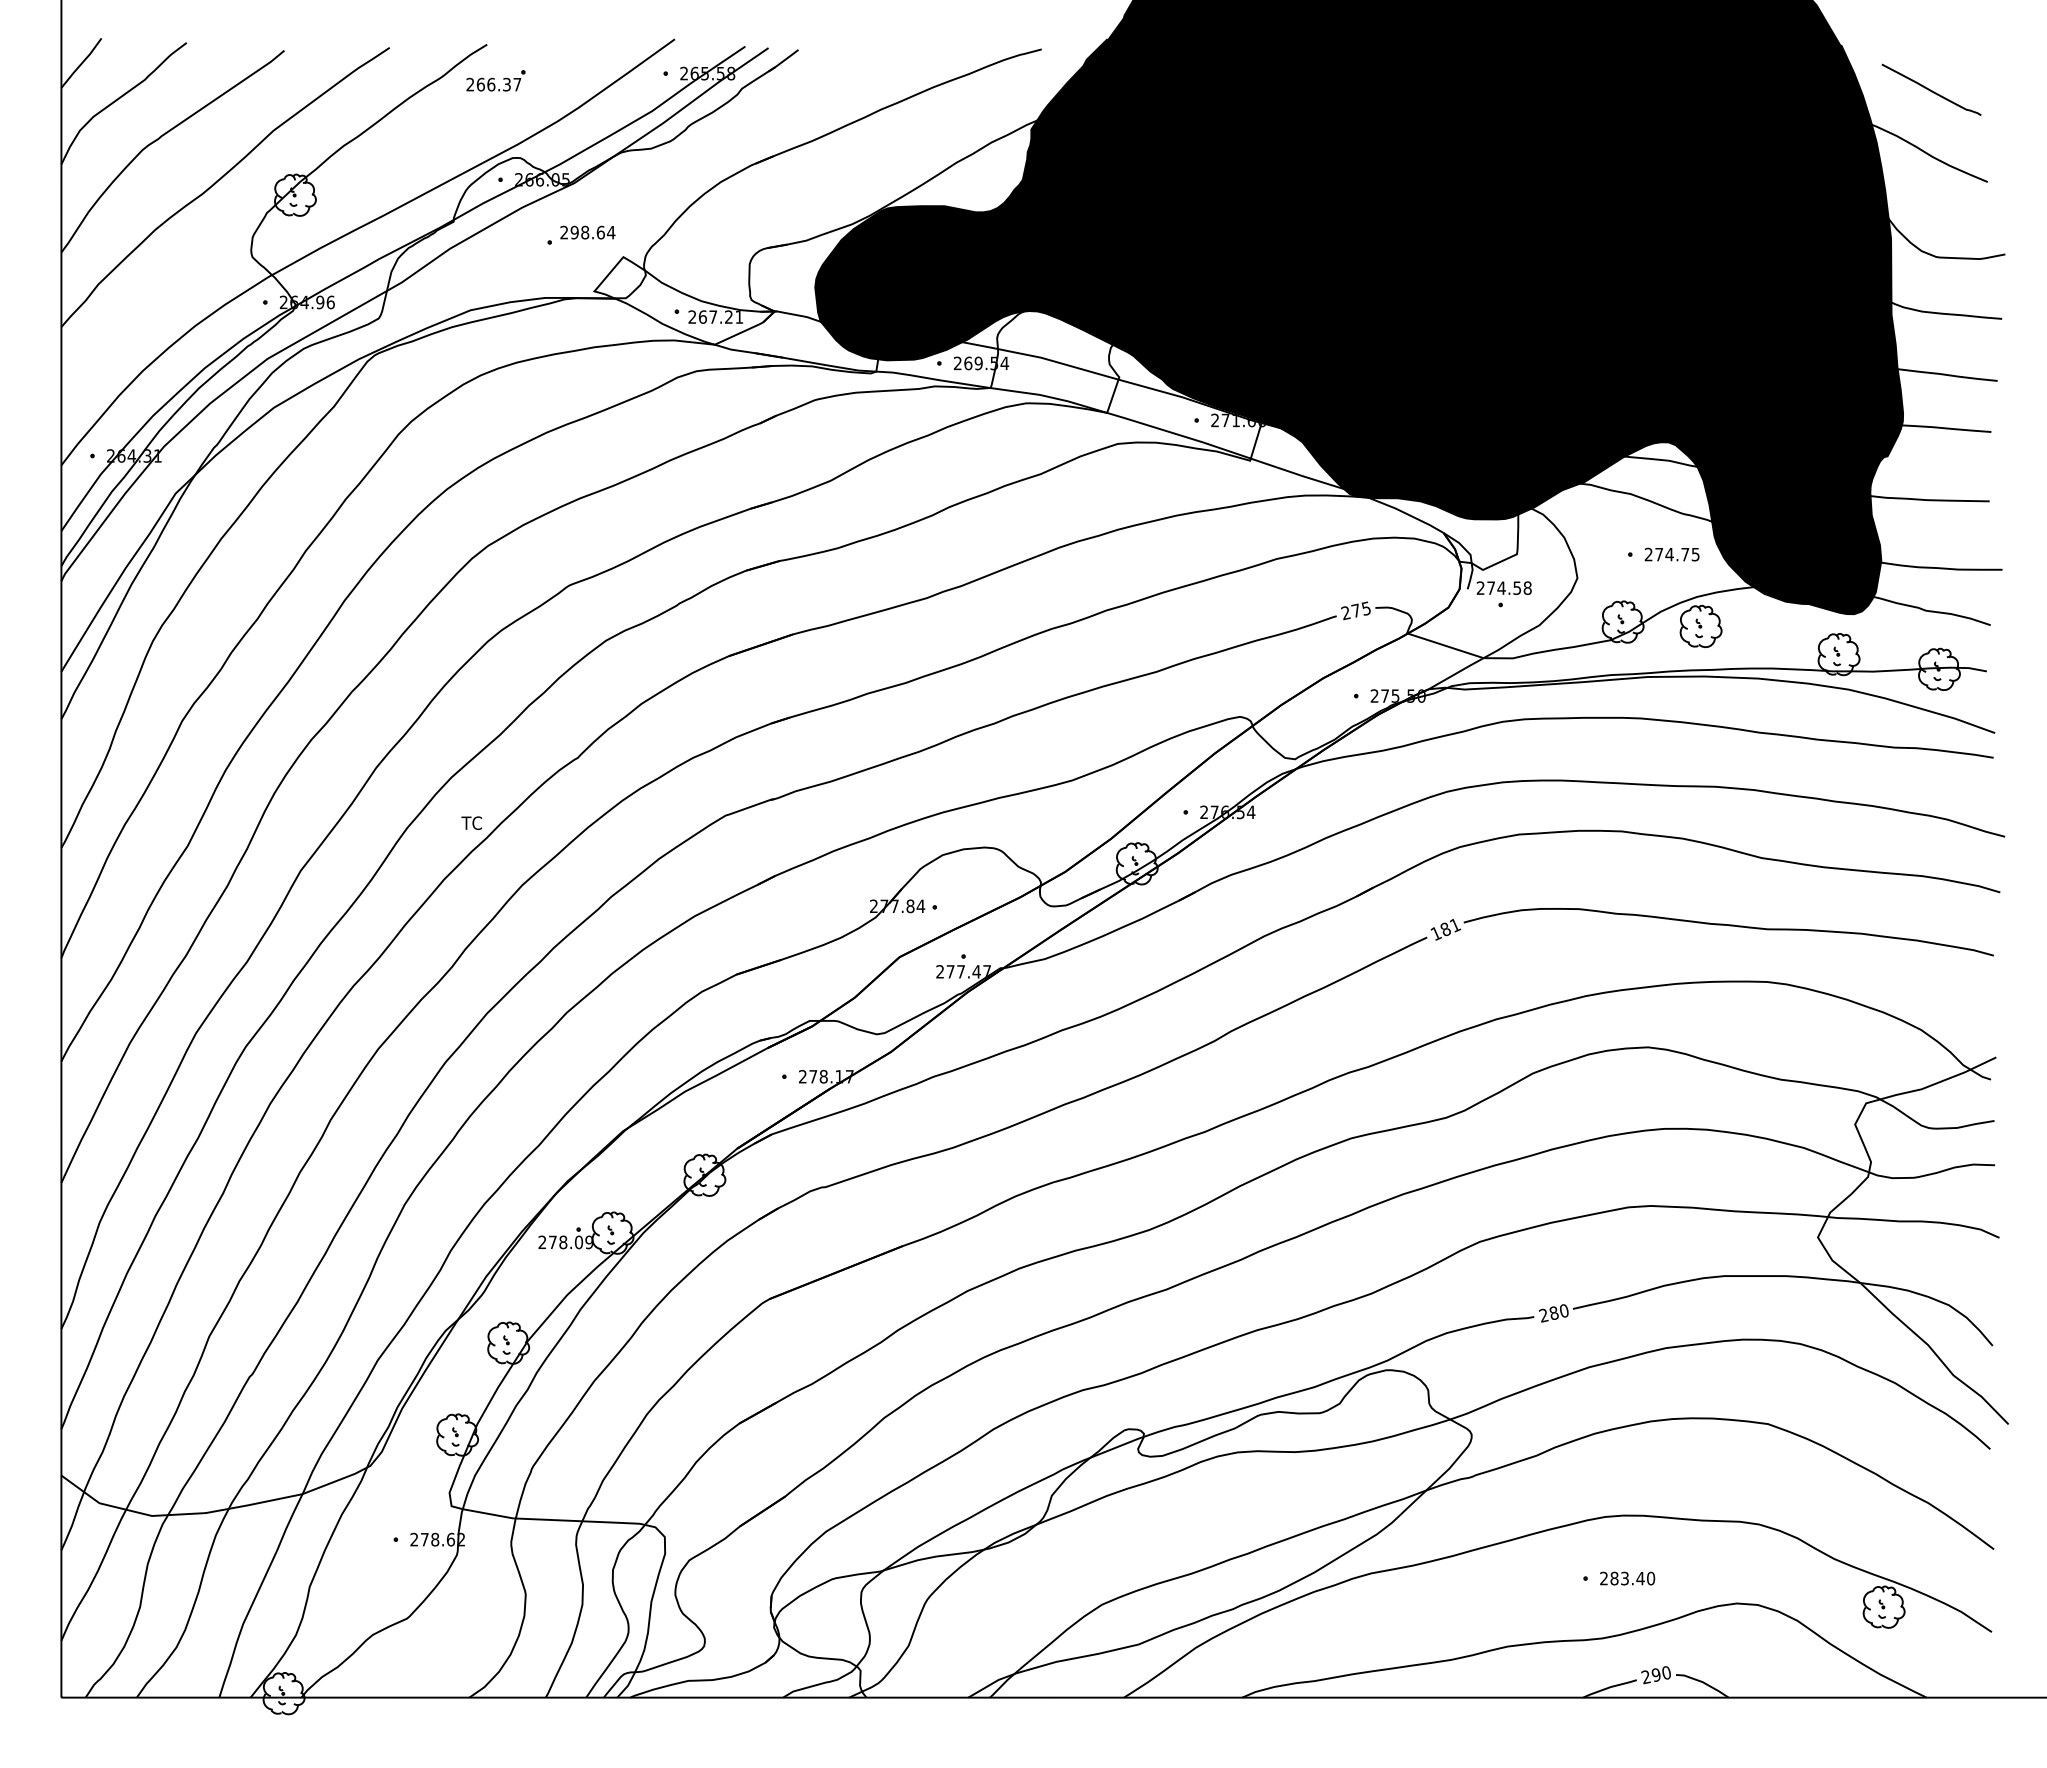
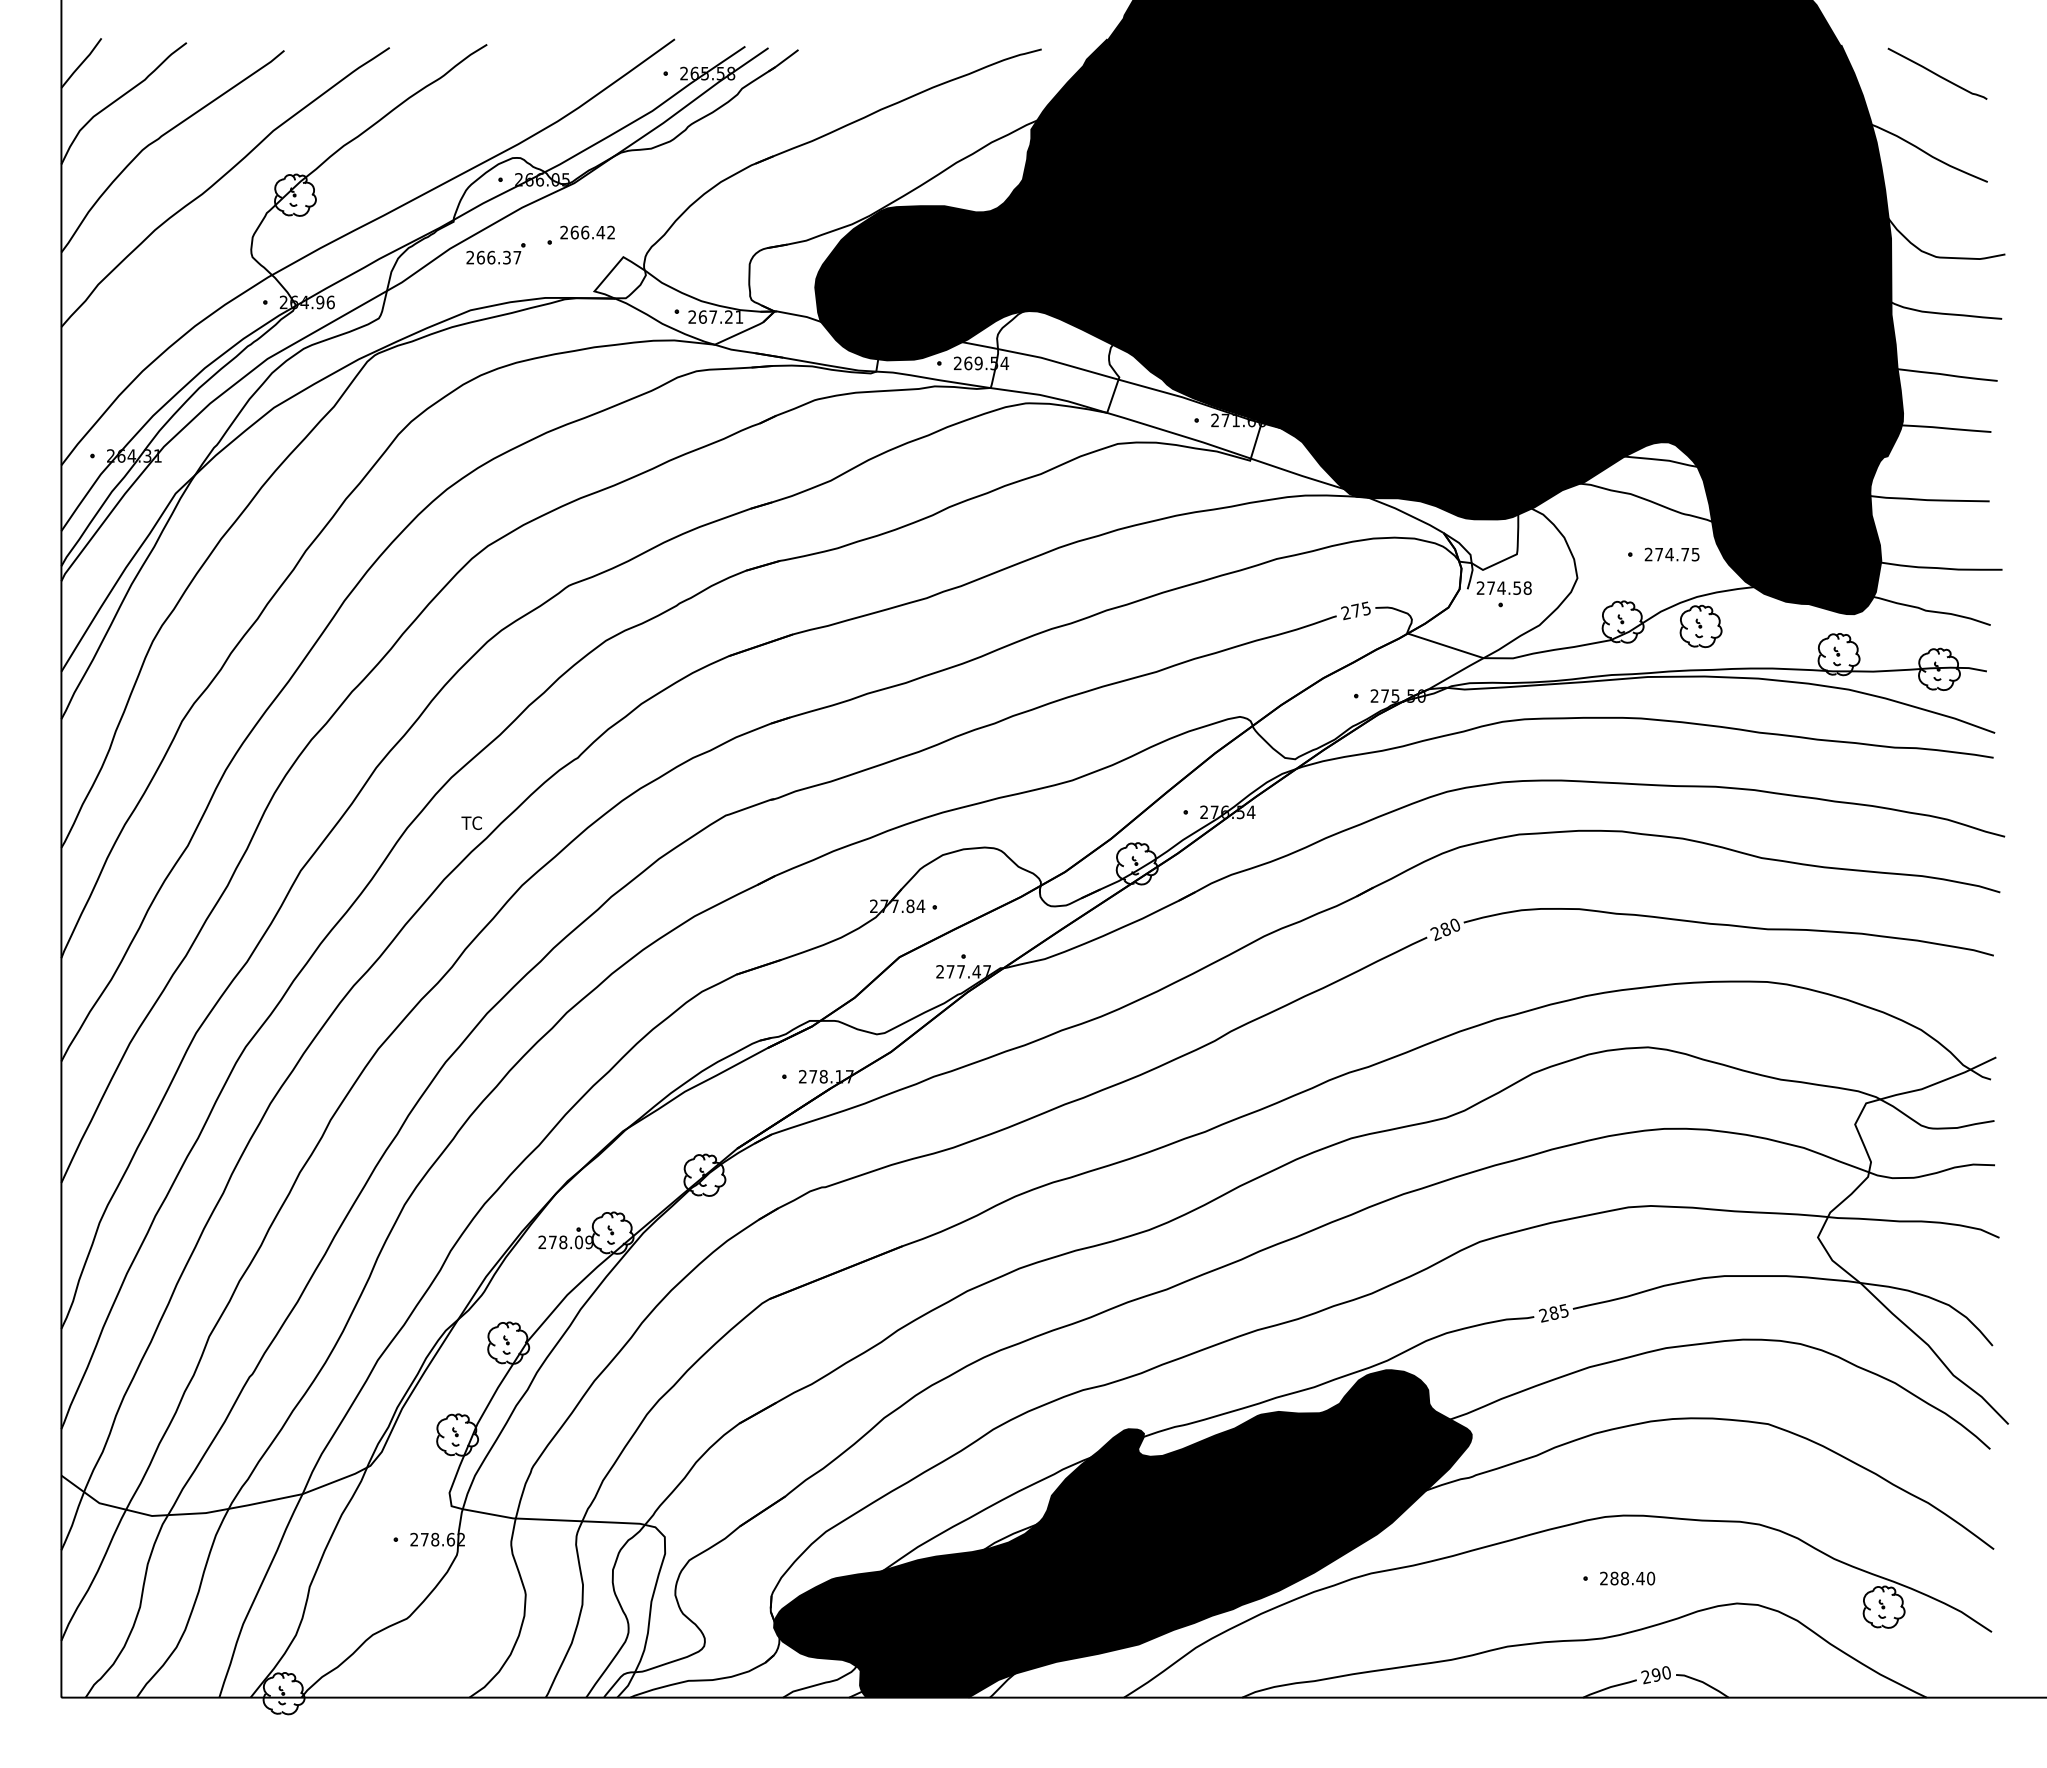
part position: (495, 80) -> (495, 253) (495, 253)
curve position: (1930, 89) -> (1936, 73) (1936, 73)
text: 298.64 -> 266.42 (592, 232)
text: 181 -> 280 (1445, 929)
text: 280 -> 285 (1563, 1310)
fill: none -> present (1122, 1533)
text: 283.40 -> 288.40 (1624, 1578)
